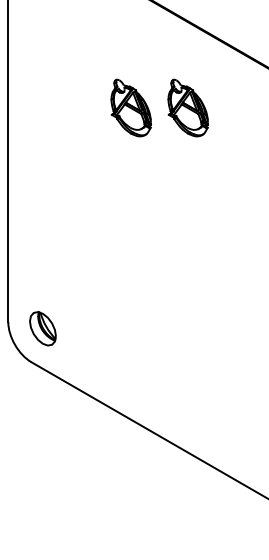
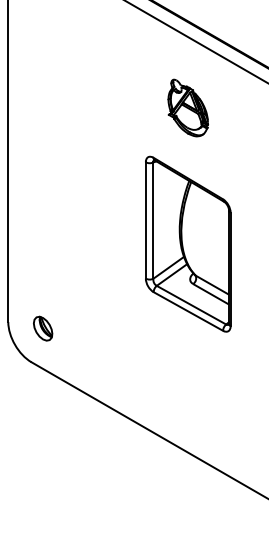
line: none -> present (196, 42)
part: present -> none (130, 107)
part: none -> present (188, 243)
part size: 28x36 px -> 21x27 px (43, 328)
